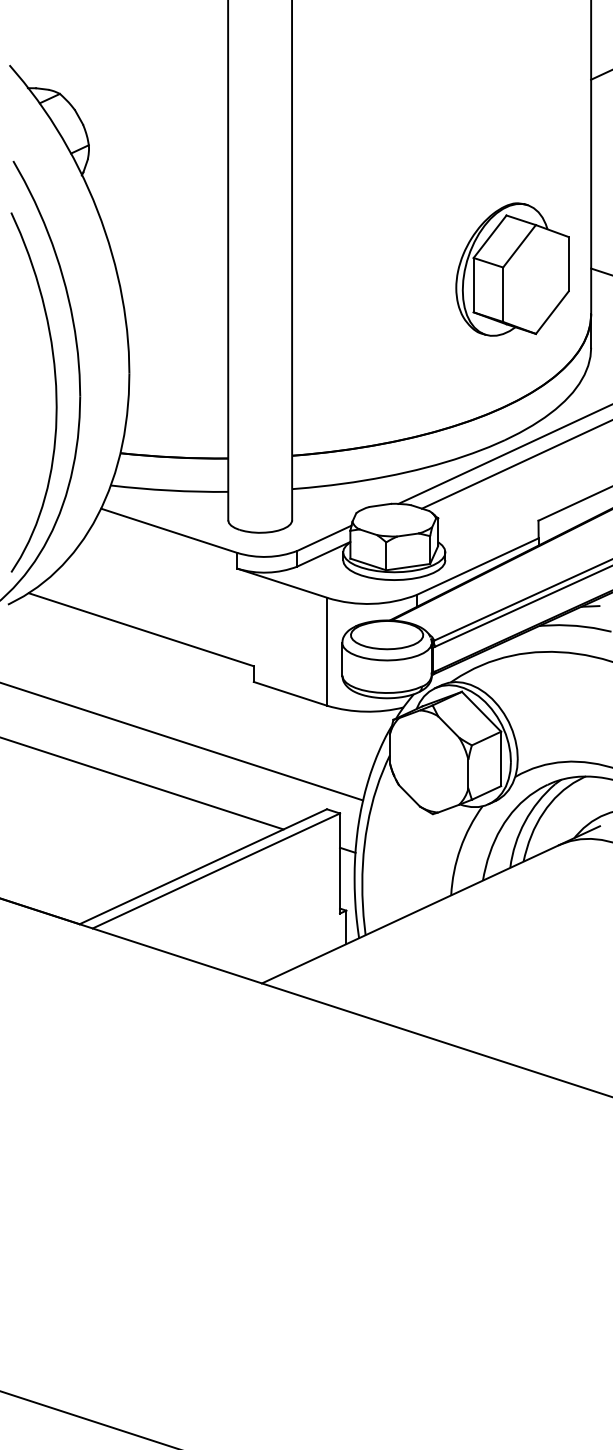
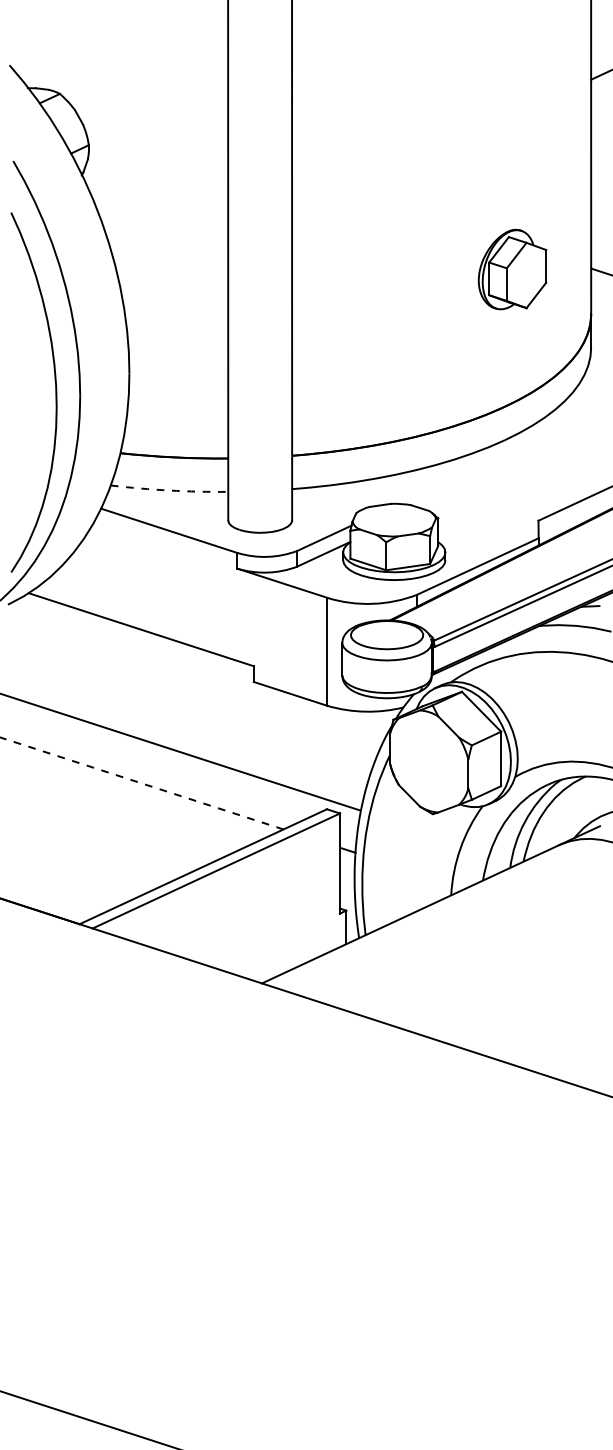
part size: 115x135 px -> 71x83 px (512, 269)
line: present -> none (503, 454)
line: present -> none (515, 464)
arc: solid -> dashed (169, 490)
line position: (182, 741) -> (181, 752) (181, 752)
line: solid -> dashed (142, 783)
